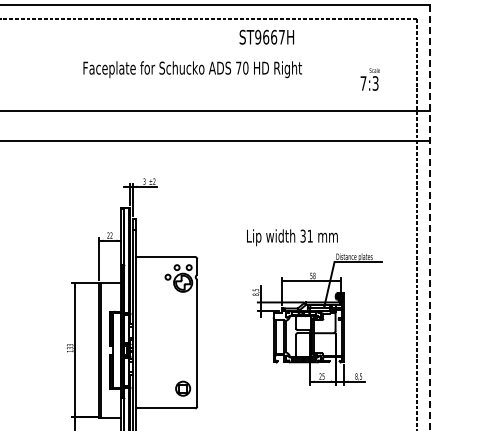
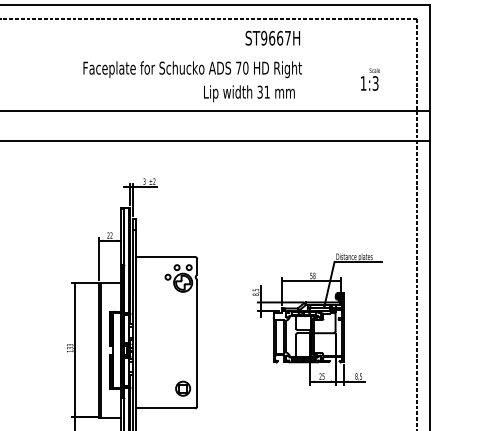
text position: (266, 36) -> (272, 37) (272, 37)
text: 7:3 -> 1:3 (363, 83)
line: dashed -> solid (429, 217)
text position: (292, 237) -> (249, 93) (249, 93)
